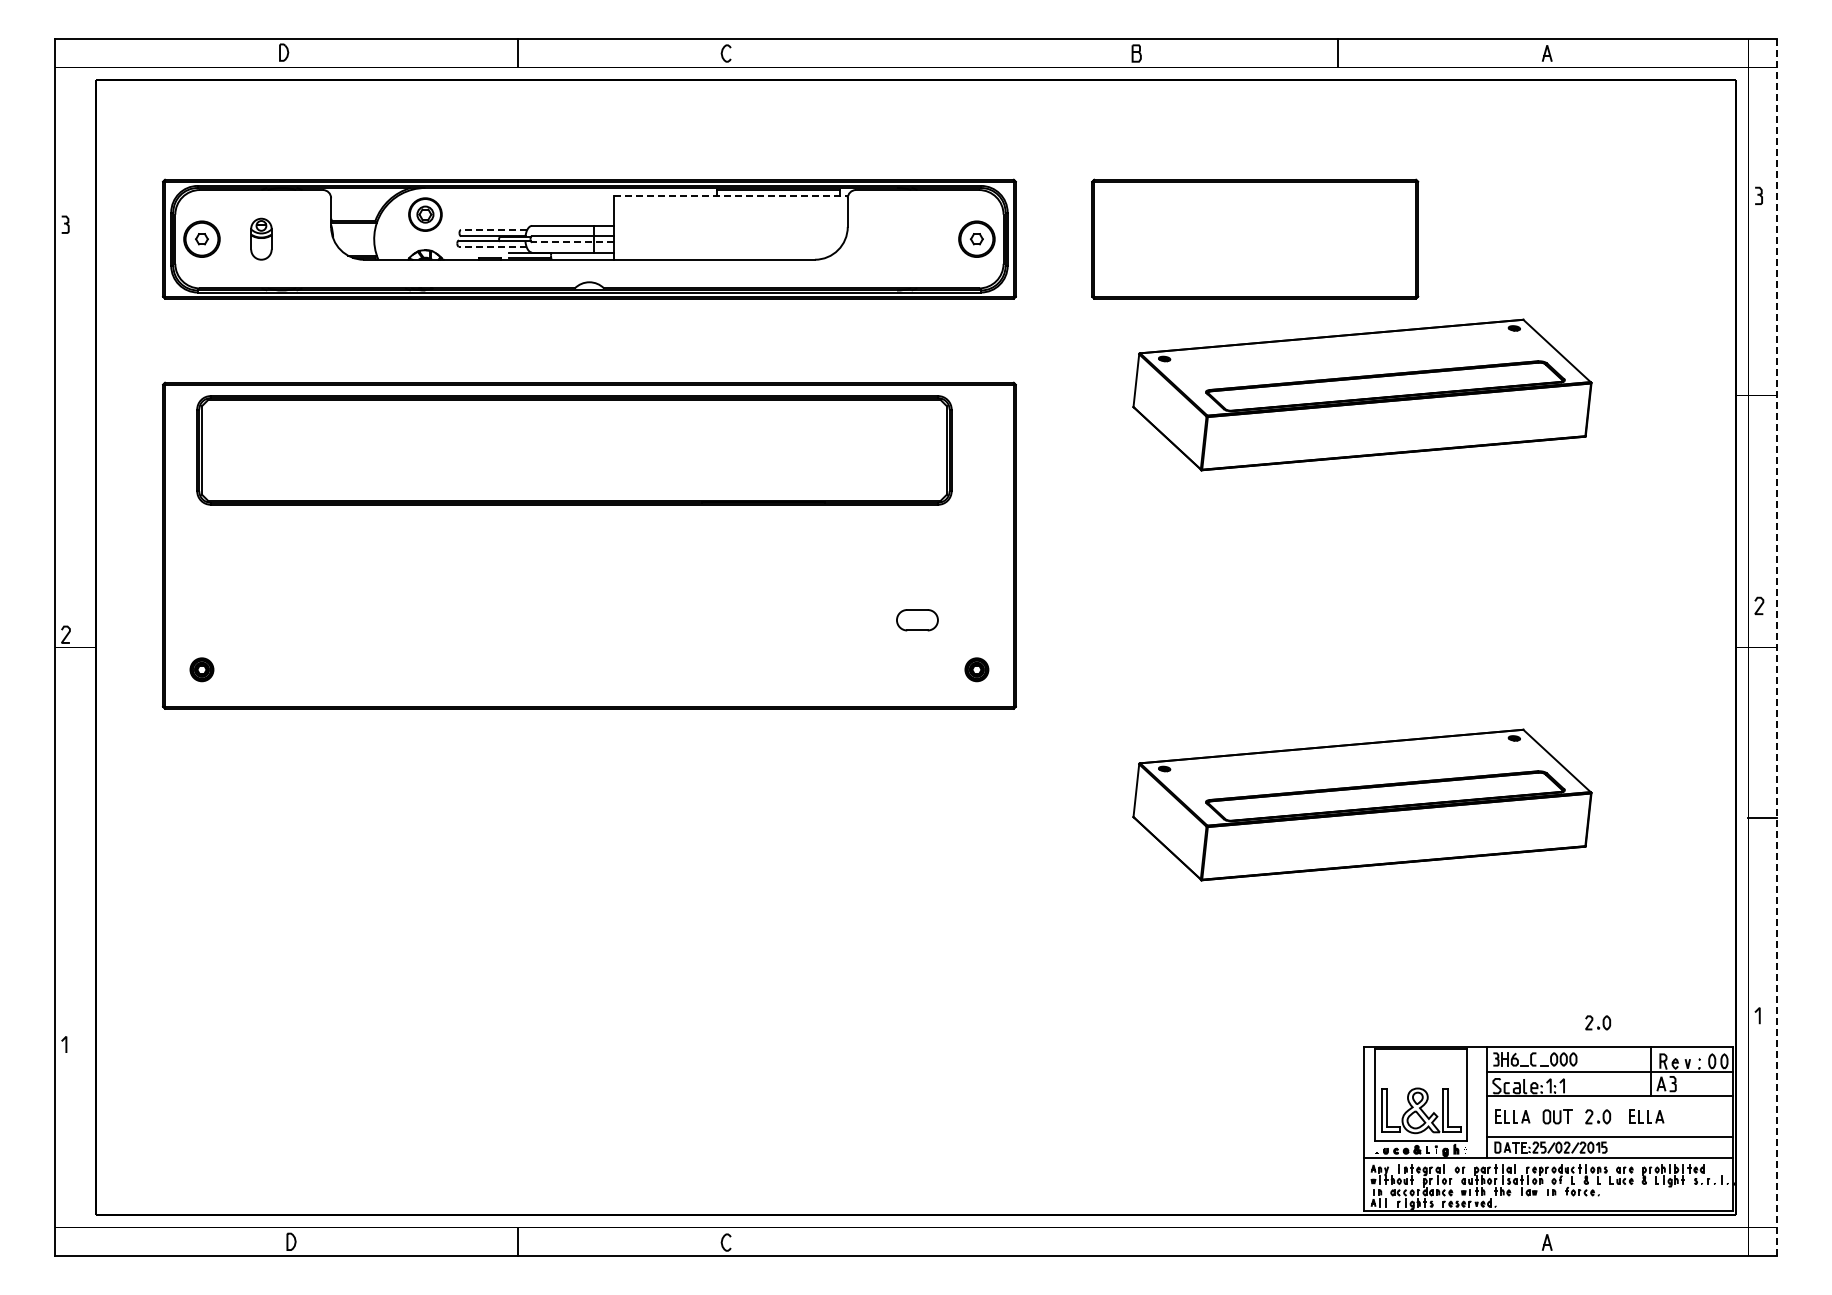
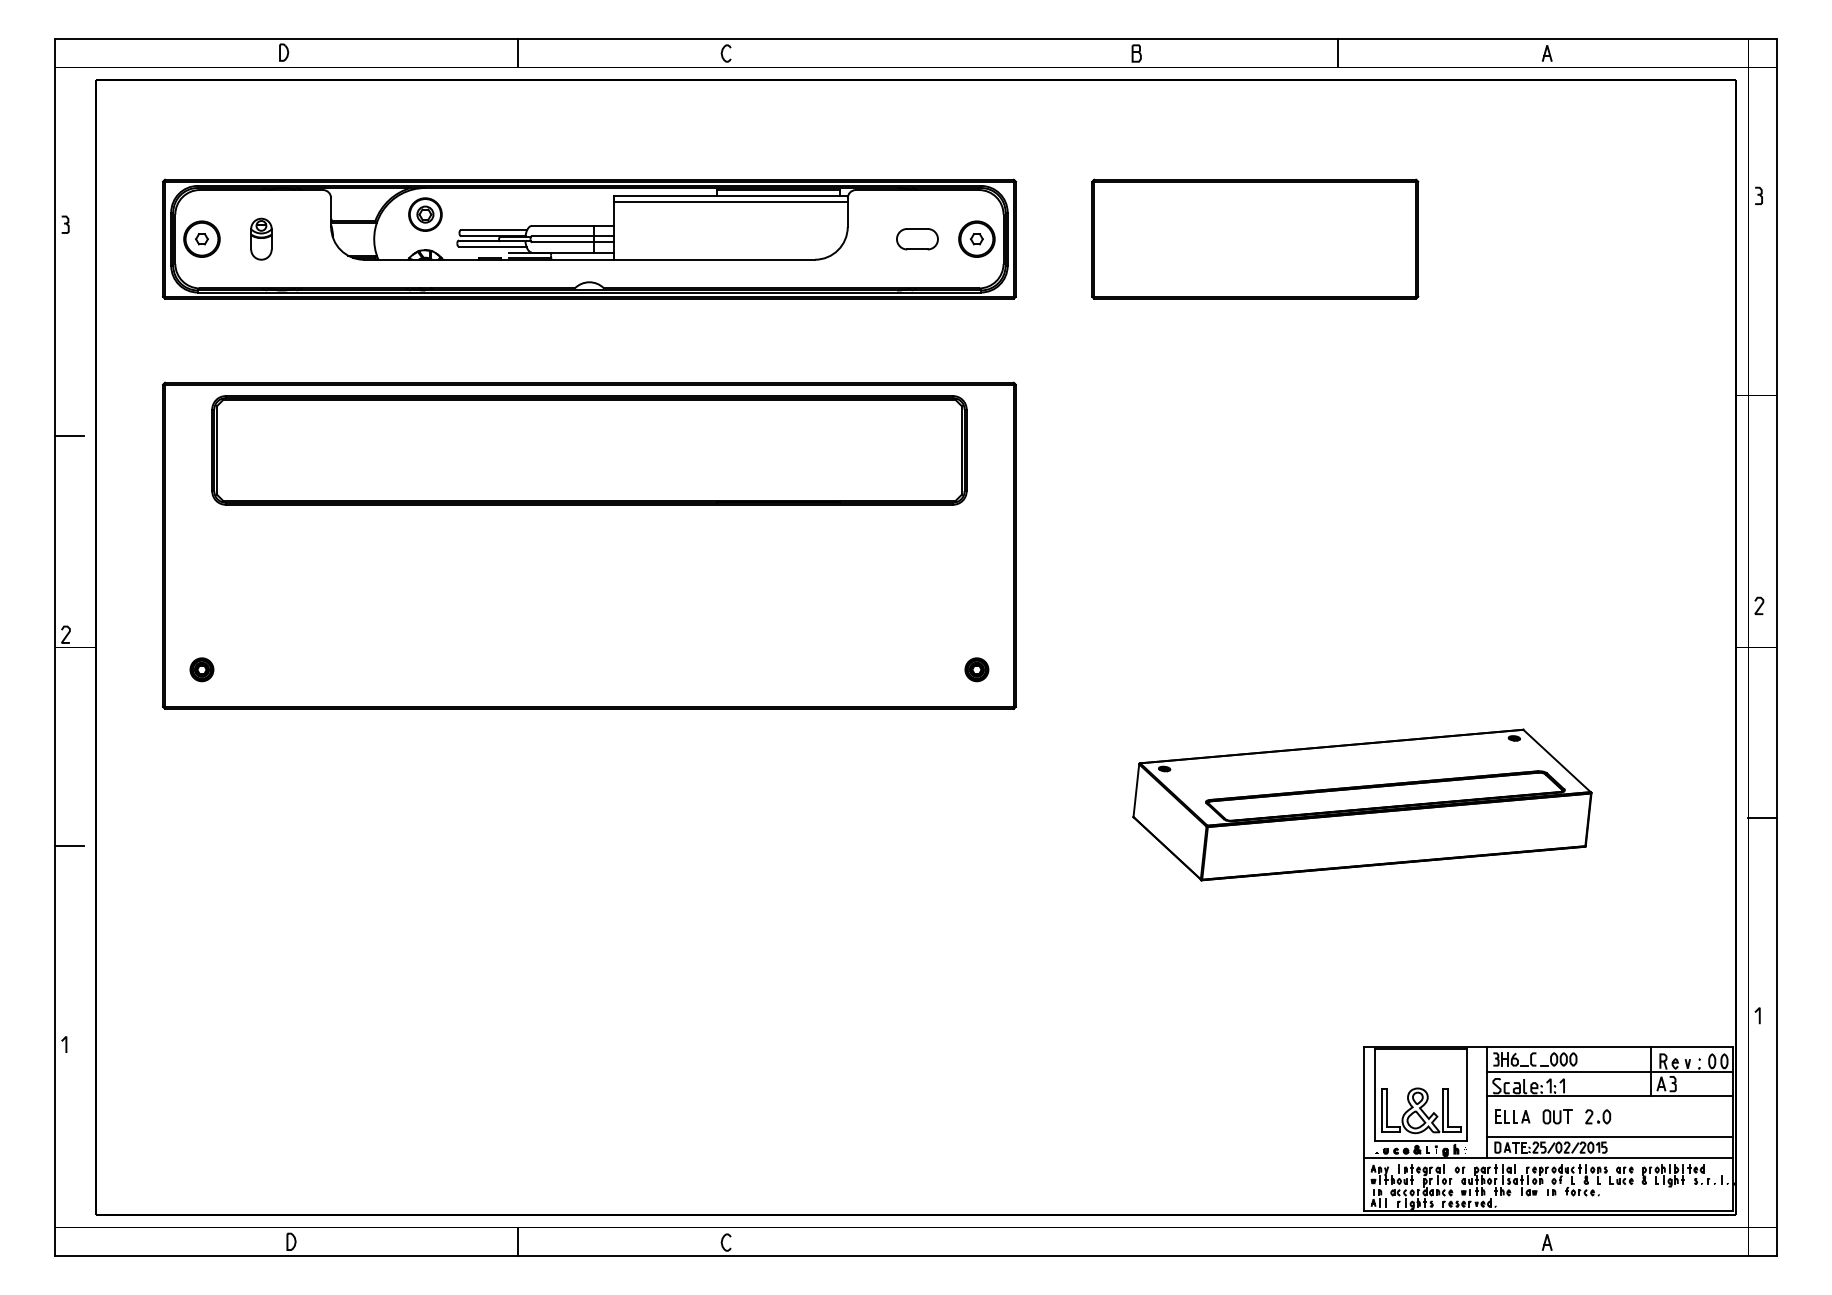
line: dashed -> solid (731, 196)
line: none -> present (730, 202)
line: dashed -> solid (493, 230)
line: dashed -> solid (572, 242)
line: dashed -> solid (492, 246)
part: present -> none (1362, 394)
line: none -> present (68, 436)
part position: (574, 450) -> (589, 450) (589, 450)
part position: (917, 620) -> (917, 239) (917, 239)
line: dashed -> solid (1777, 647)
line: none -> present (68, 846)
part: present -> none (1598, 1022)
part: present -> none (1646, 1116)
